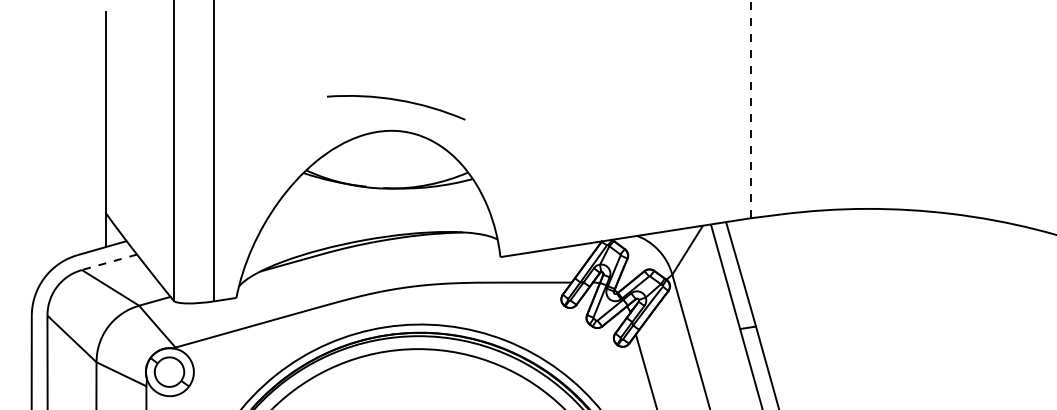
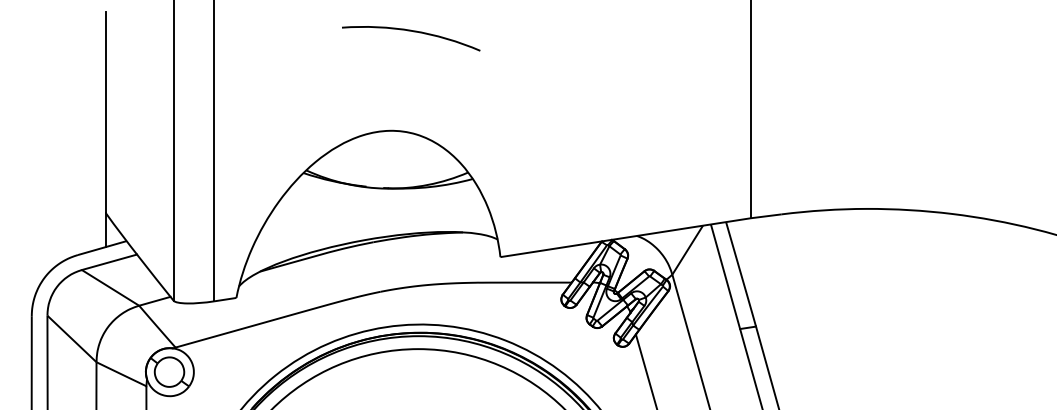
arc position: (398, 101) -> (413, 32) (413, 32)
line: dashed -> solid (750, 109)
line: dashed -> solid (109, 262)
